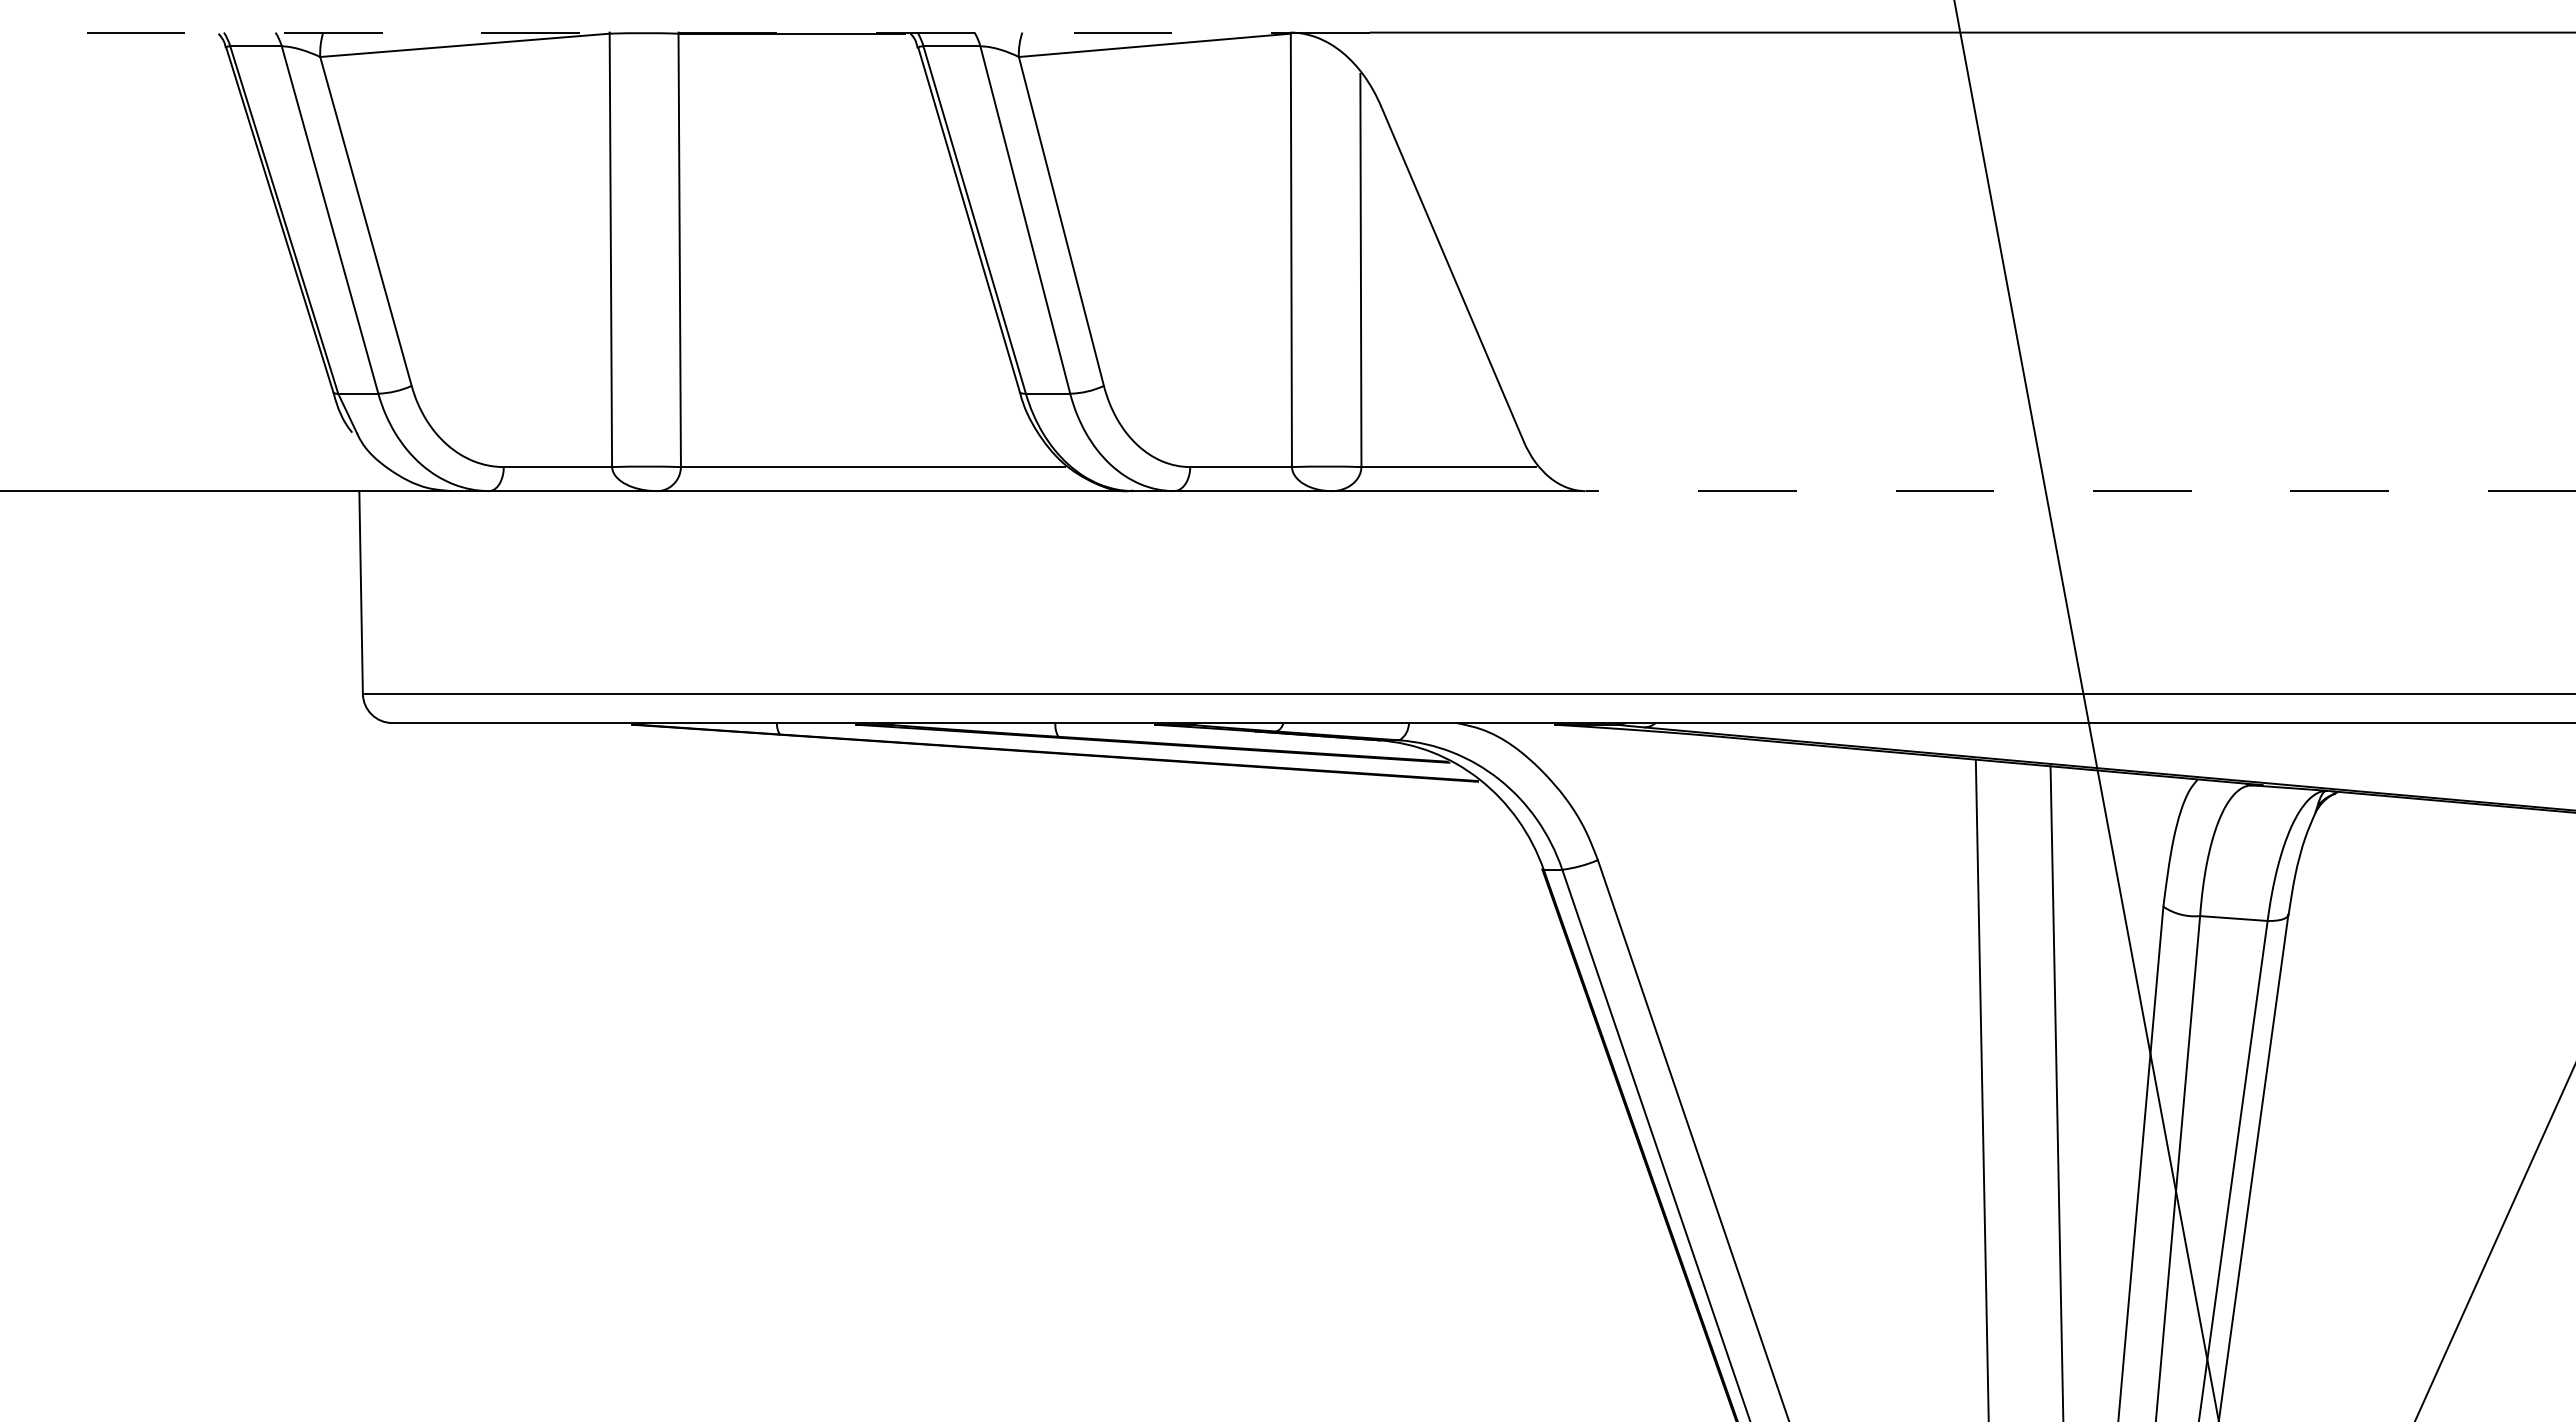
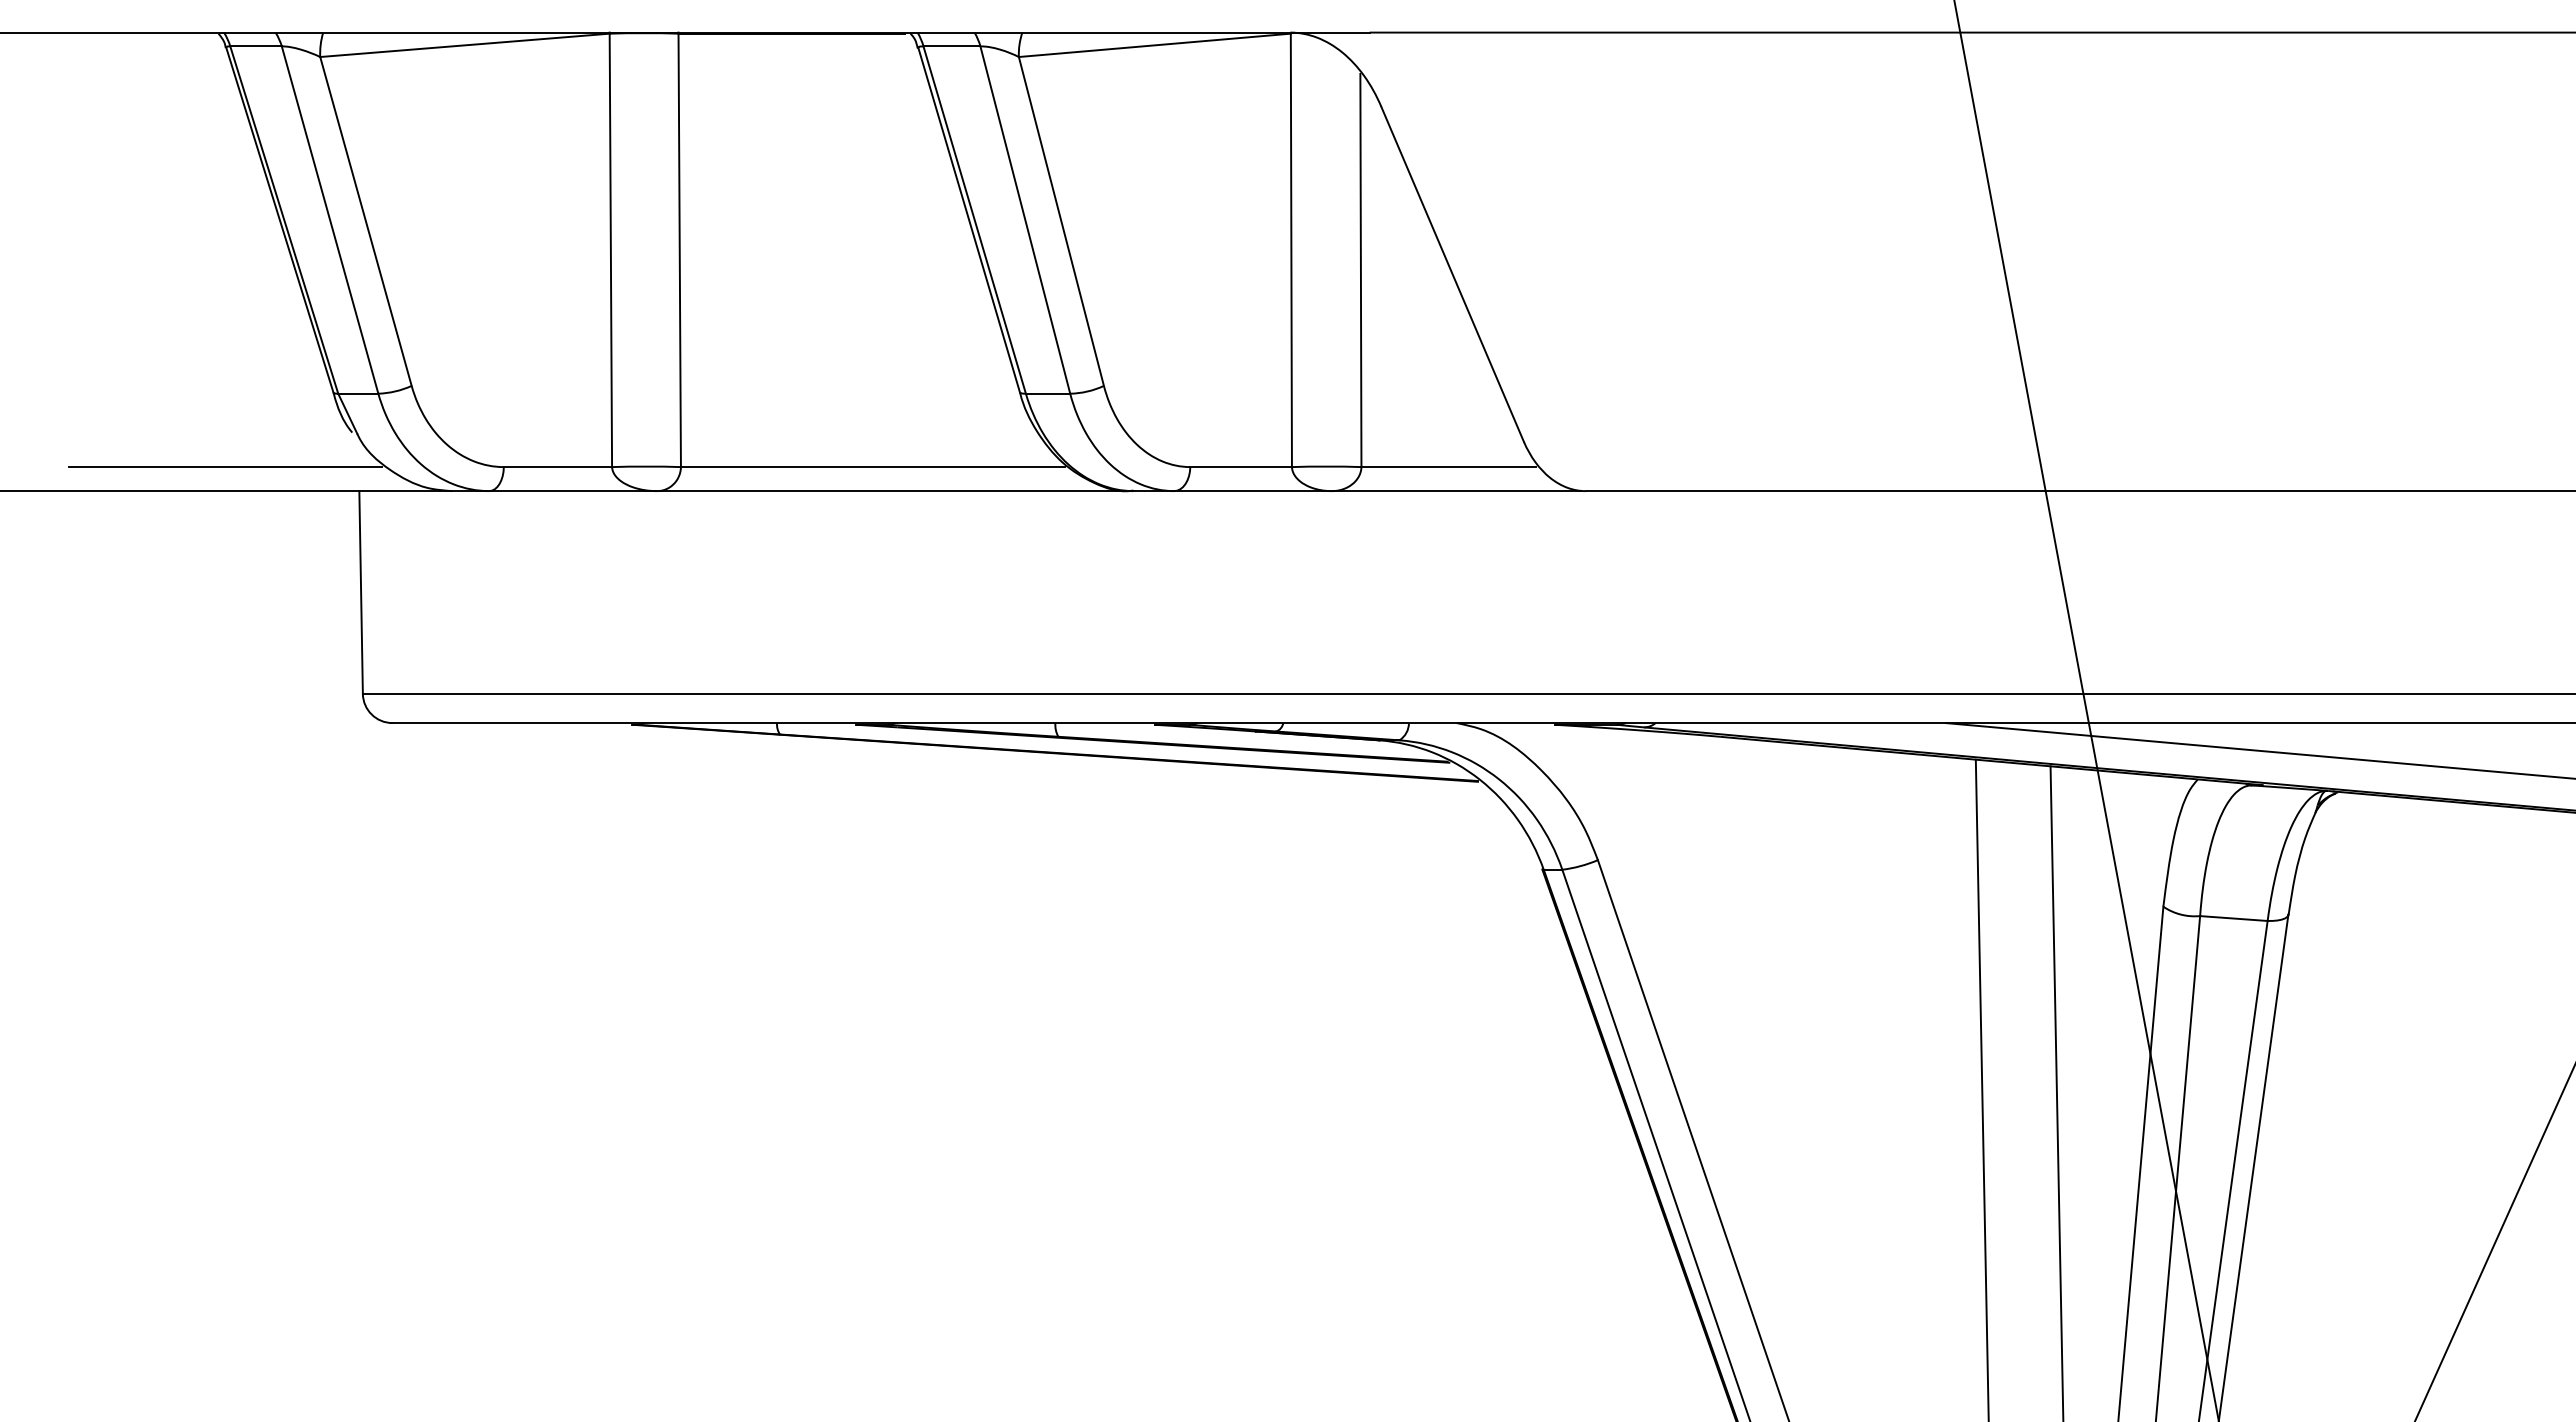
line: dashed -> solid (684, 32)
line: none -> present (225, 467)
line: dashed -> solid (2080, 491)
line: none -> present (2258, 750)
